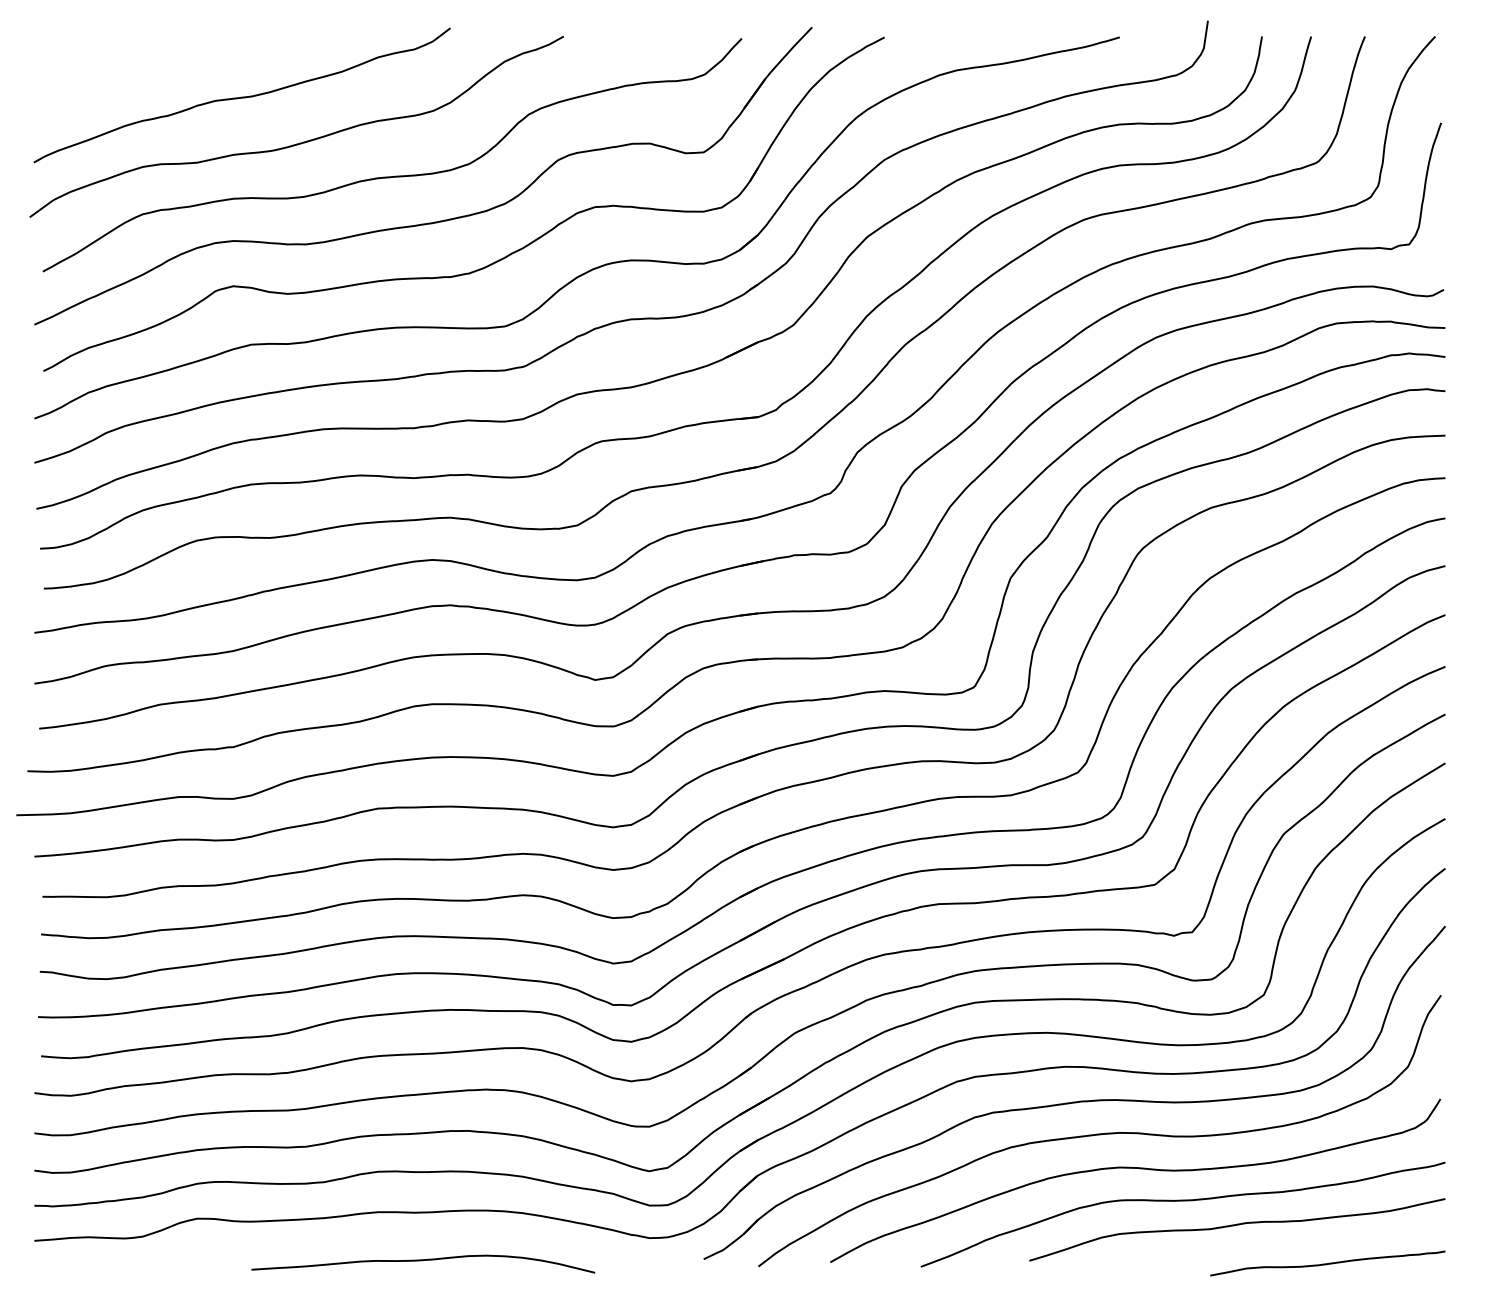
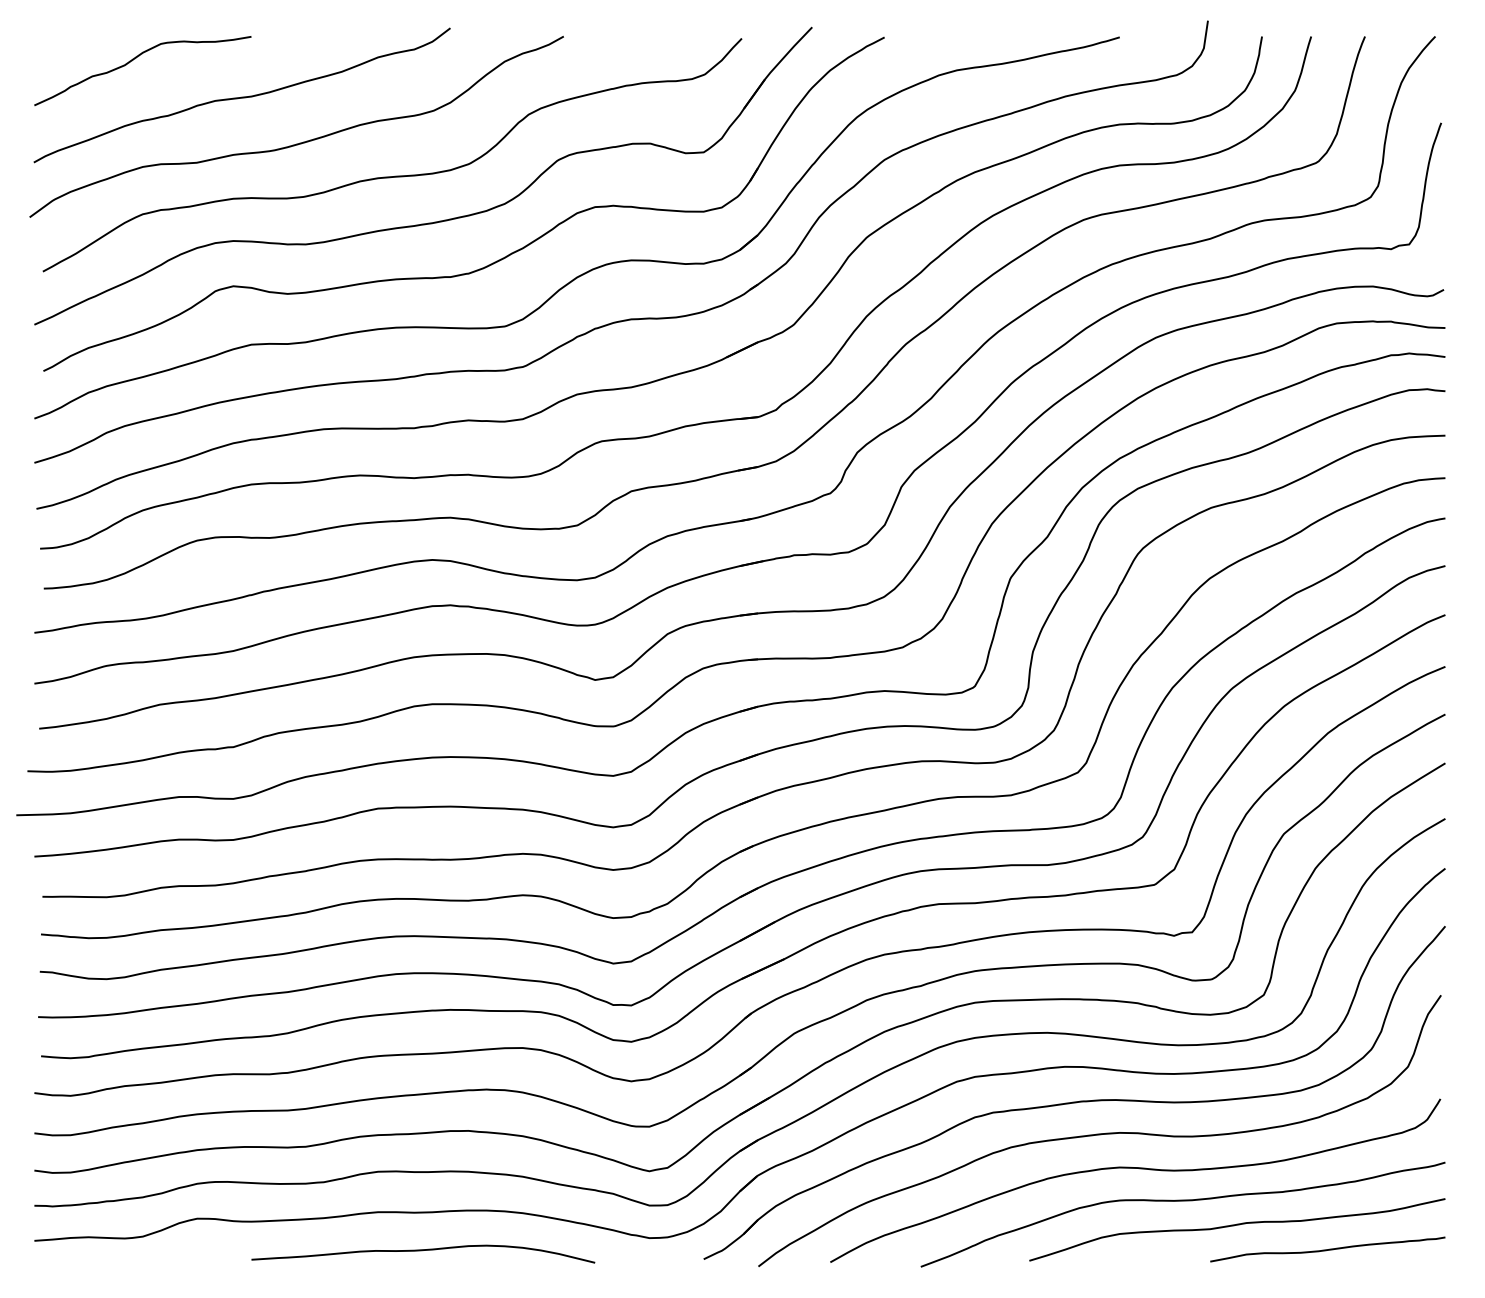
curve: none -> present (136, 58)
curve position: (422, 1261) -> (422, 1251) (422, 1251)
curve position: (1327, 1263) -> (1327, 1249) (1327, 1249)
